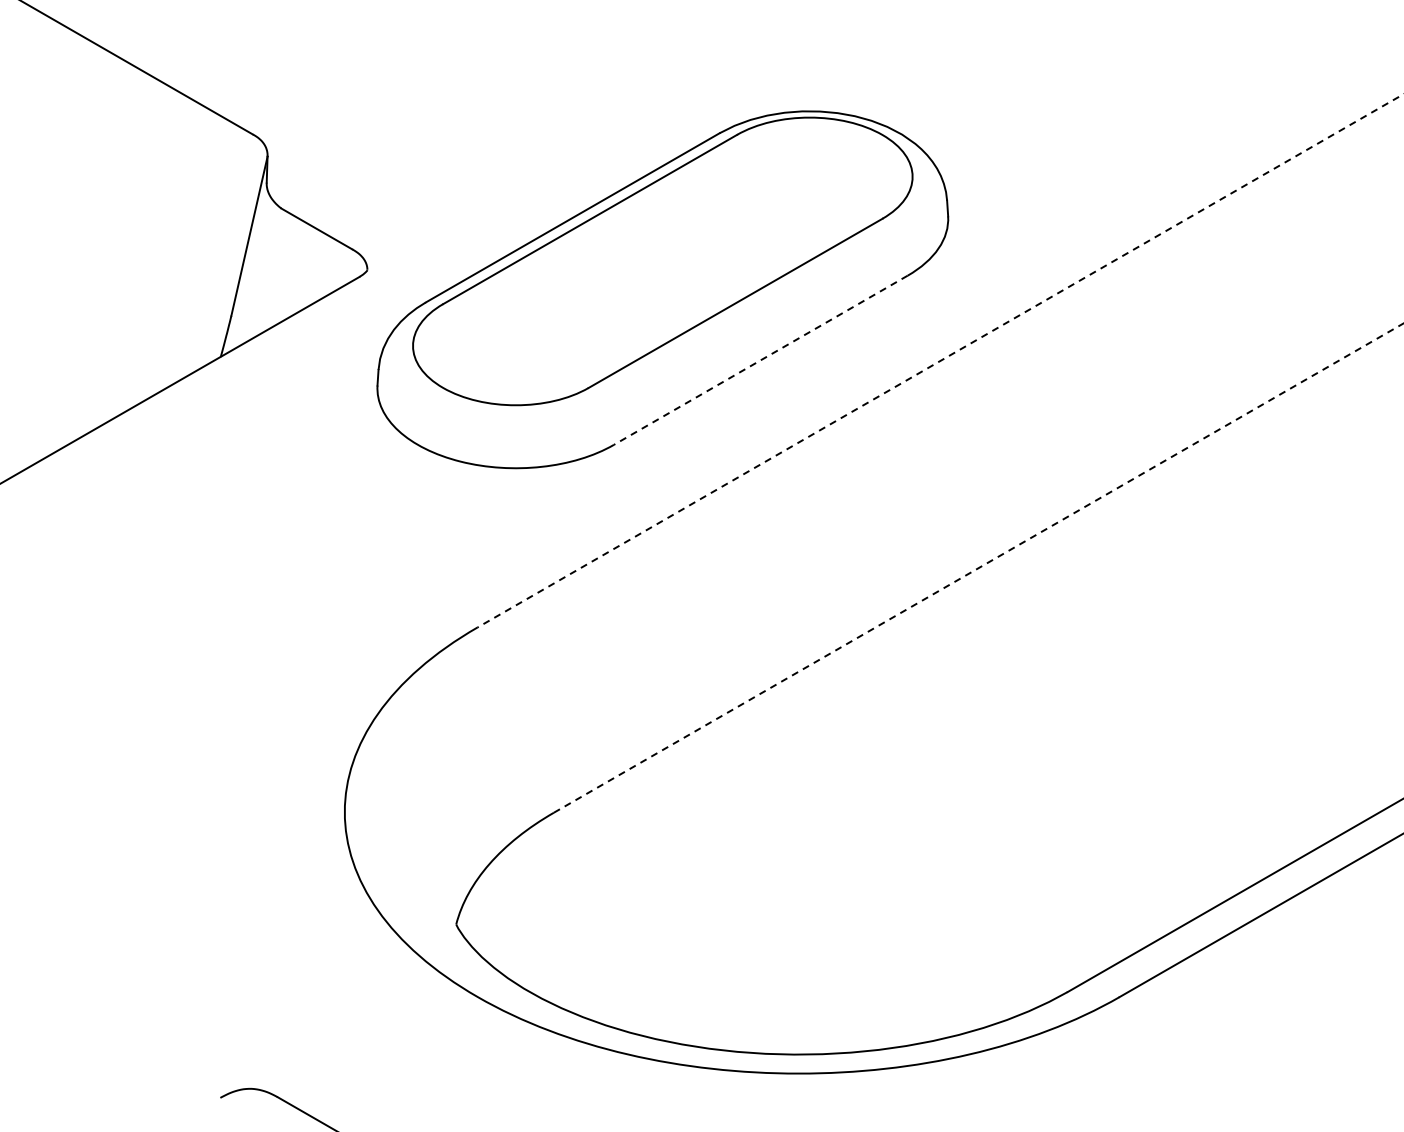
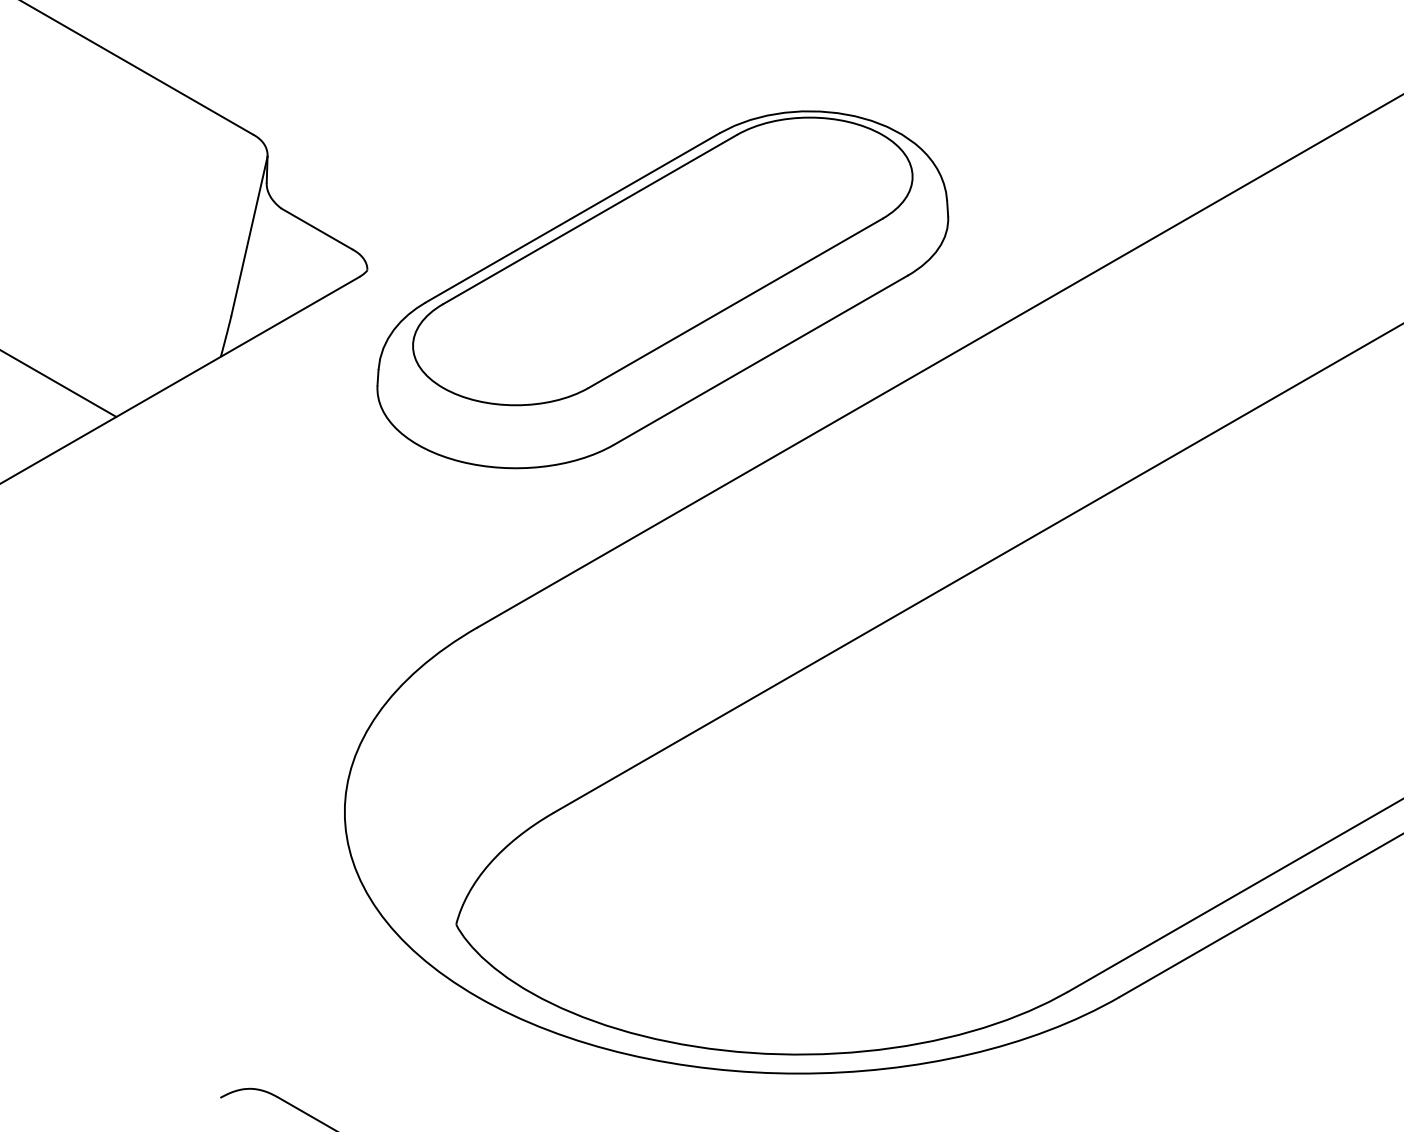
line: dashed -> solid (760, 360)
line: dashed -> solid (940, 361)
line: none -> present (59, 383)
line: dashed -> solid (979, 567)
